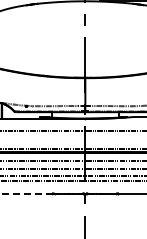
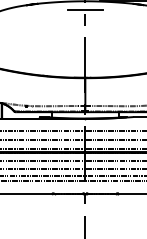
line: none -> present (84, 10)
line: none -> present (72, 140)
line: dashed -> solid (26, 194)
